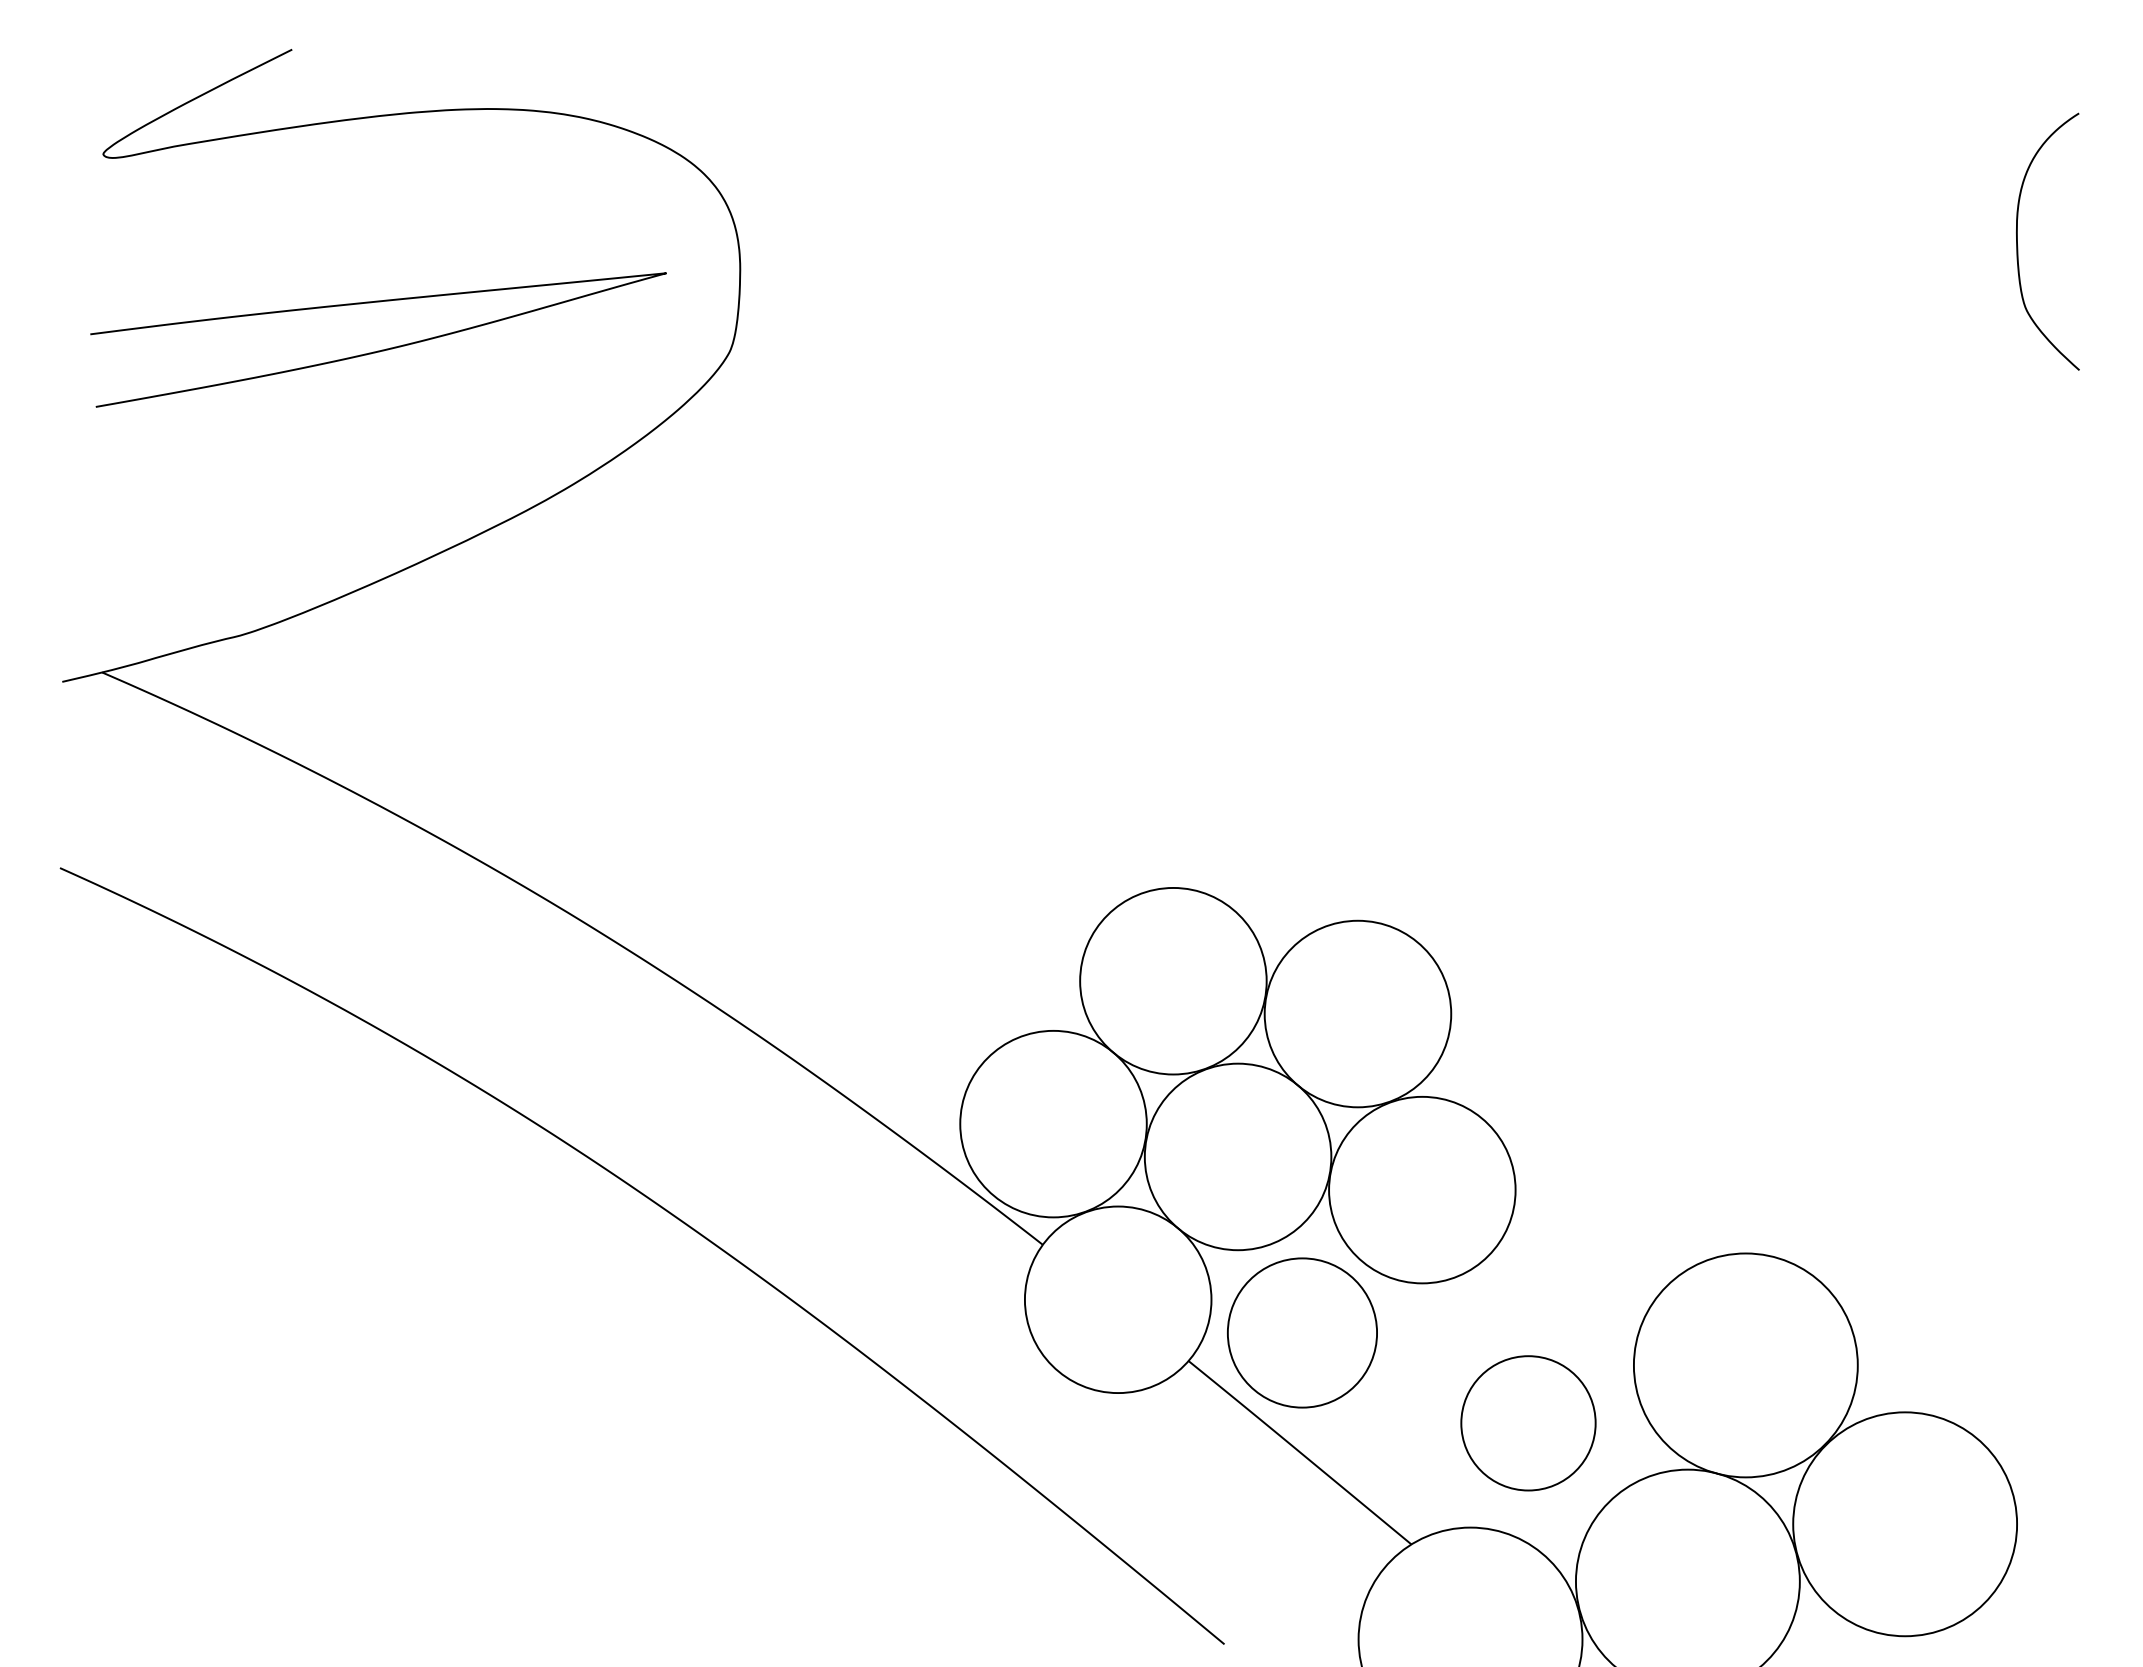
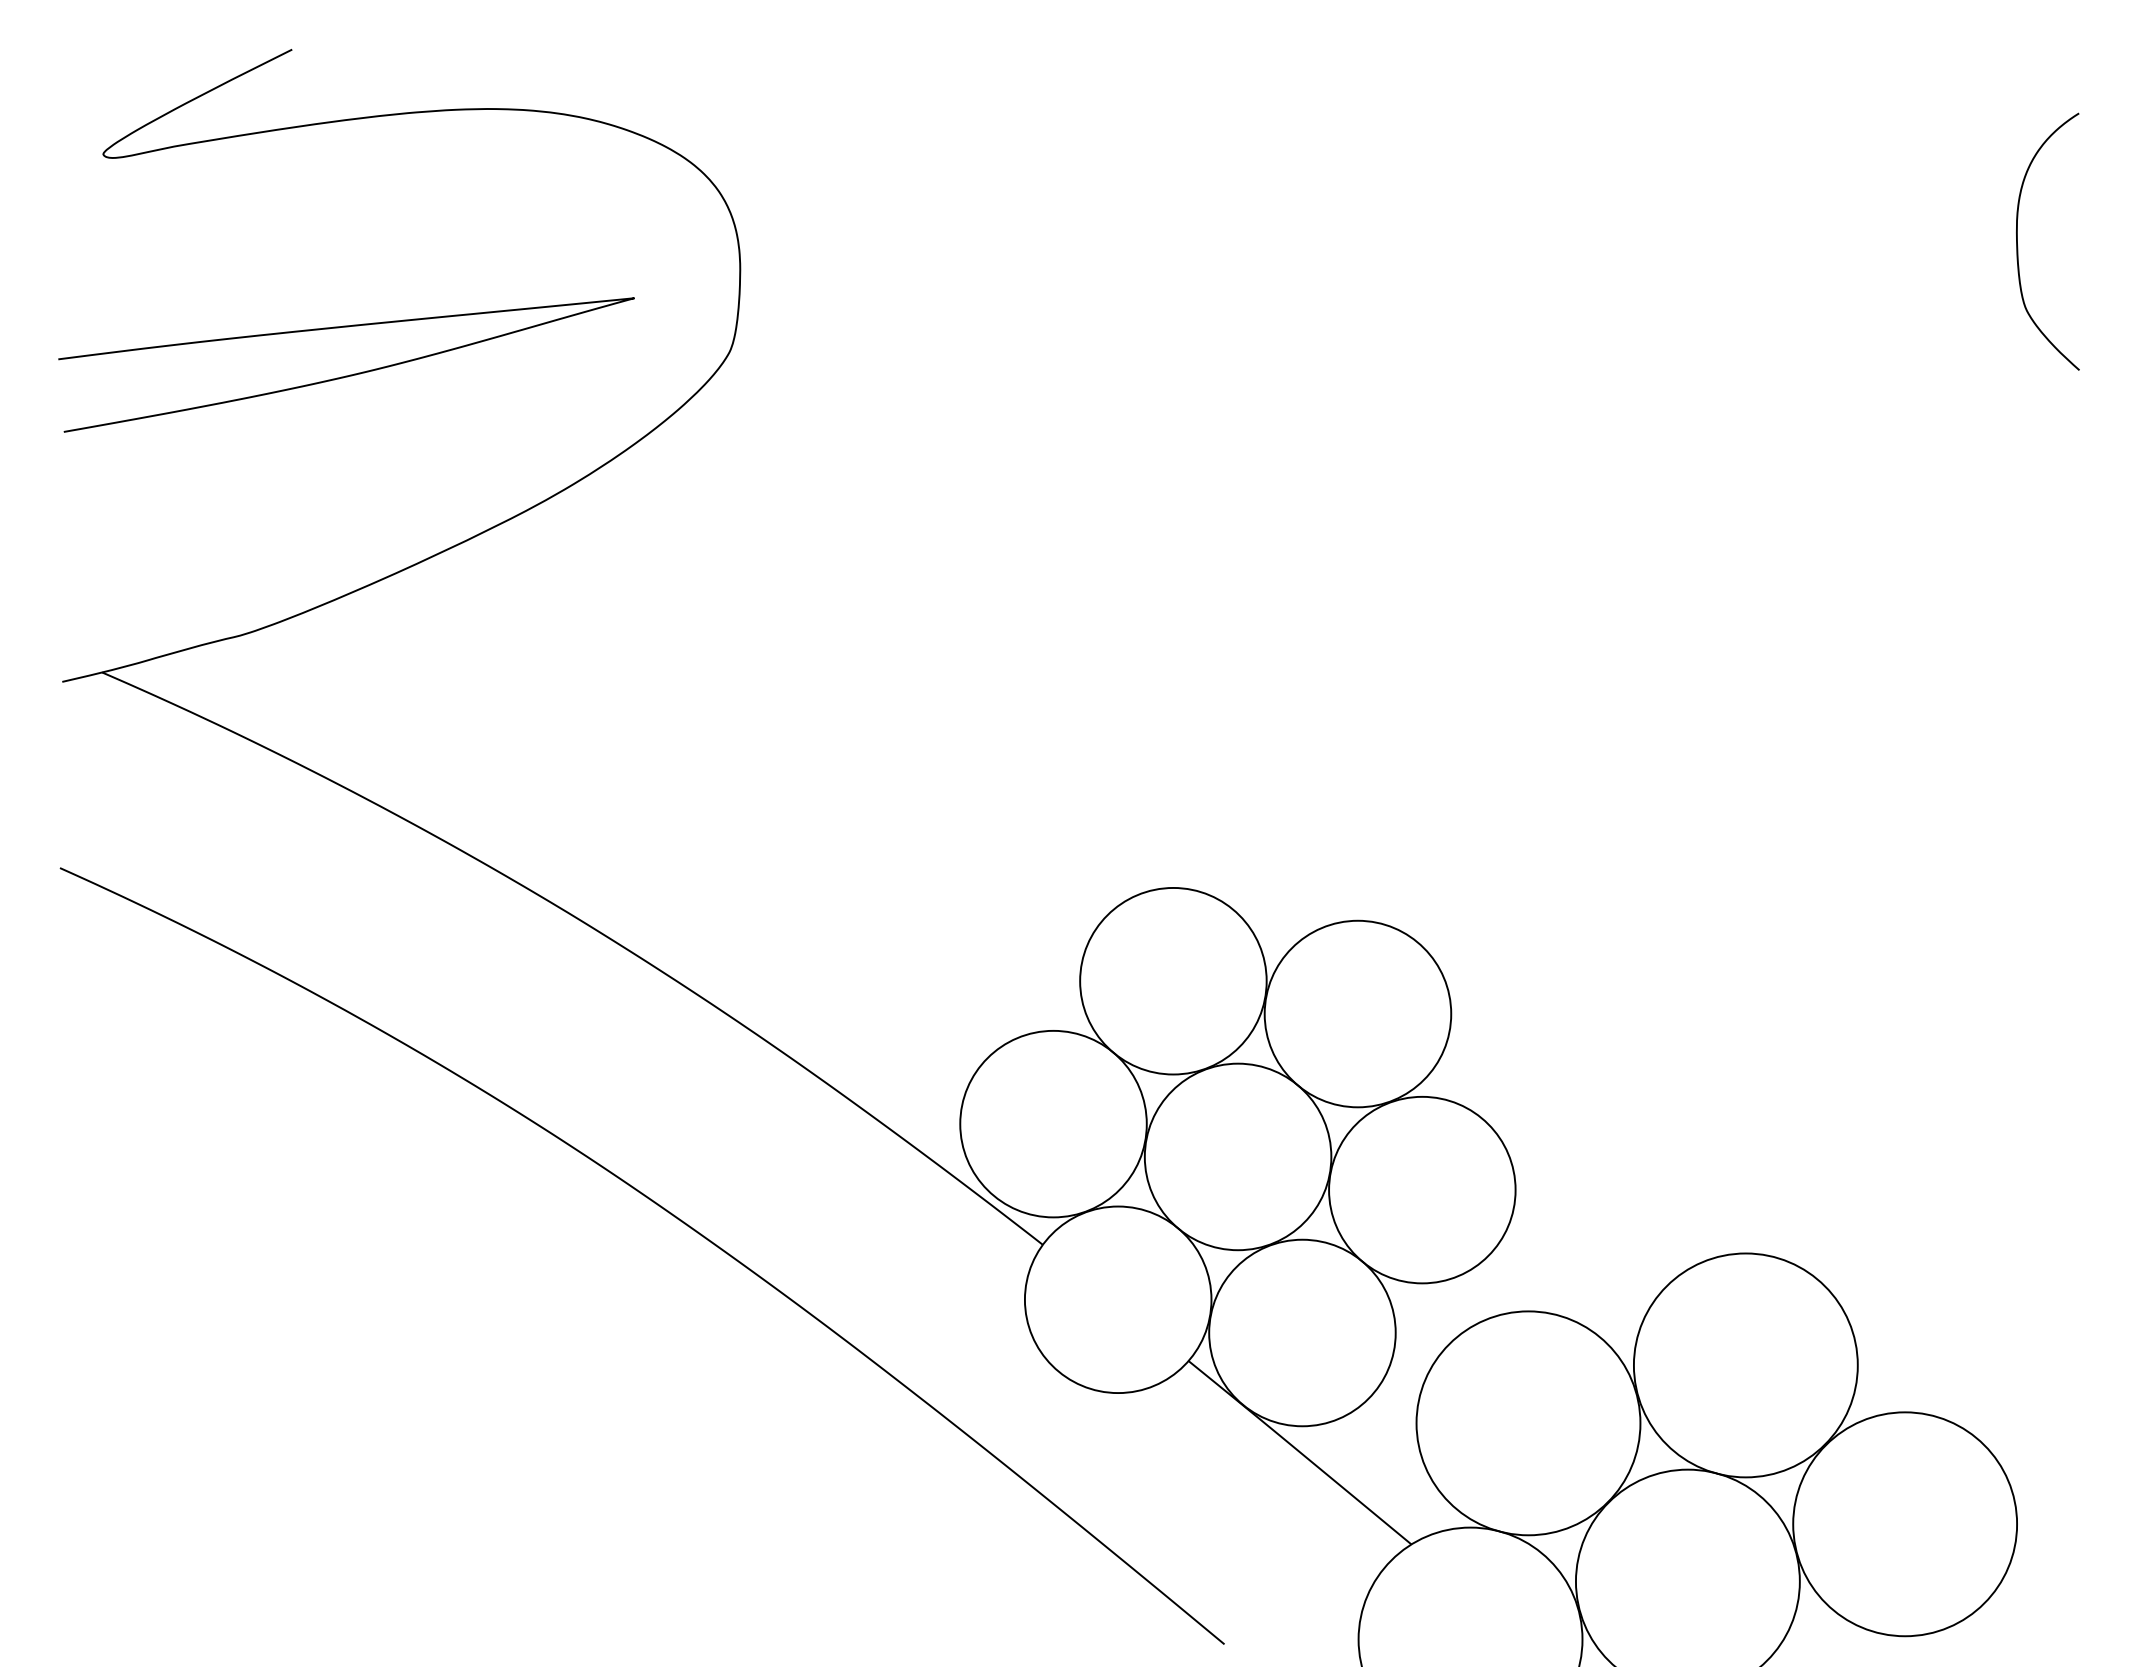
curve position: (382, 349) -> (350, 374) (350, 374)
circle diameter: 149 px -> 187 px (1302, 1332)
circle diameter: 134 px -> 224 px (1528, 1423)
